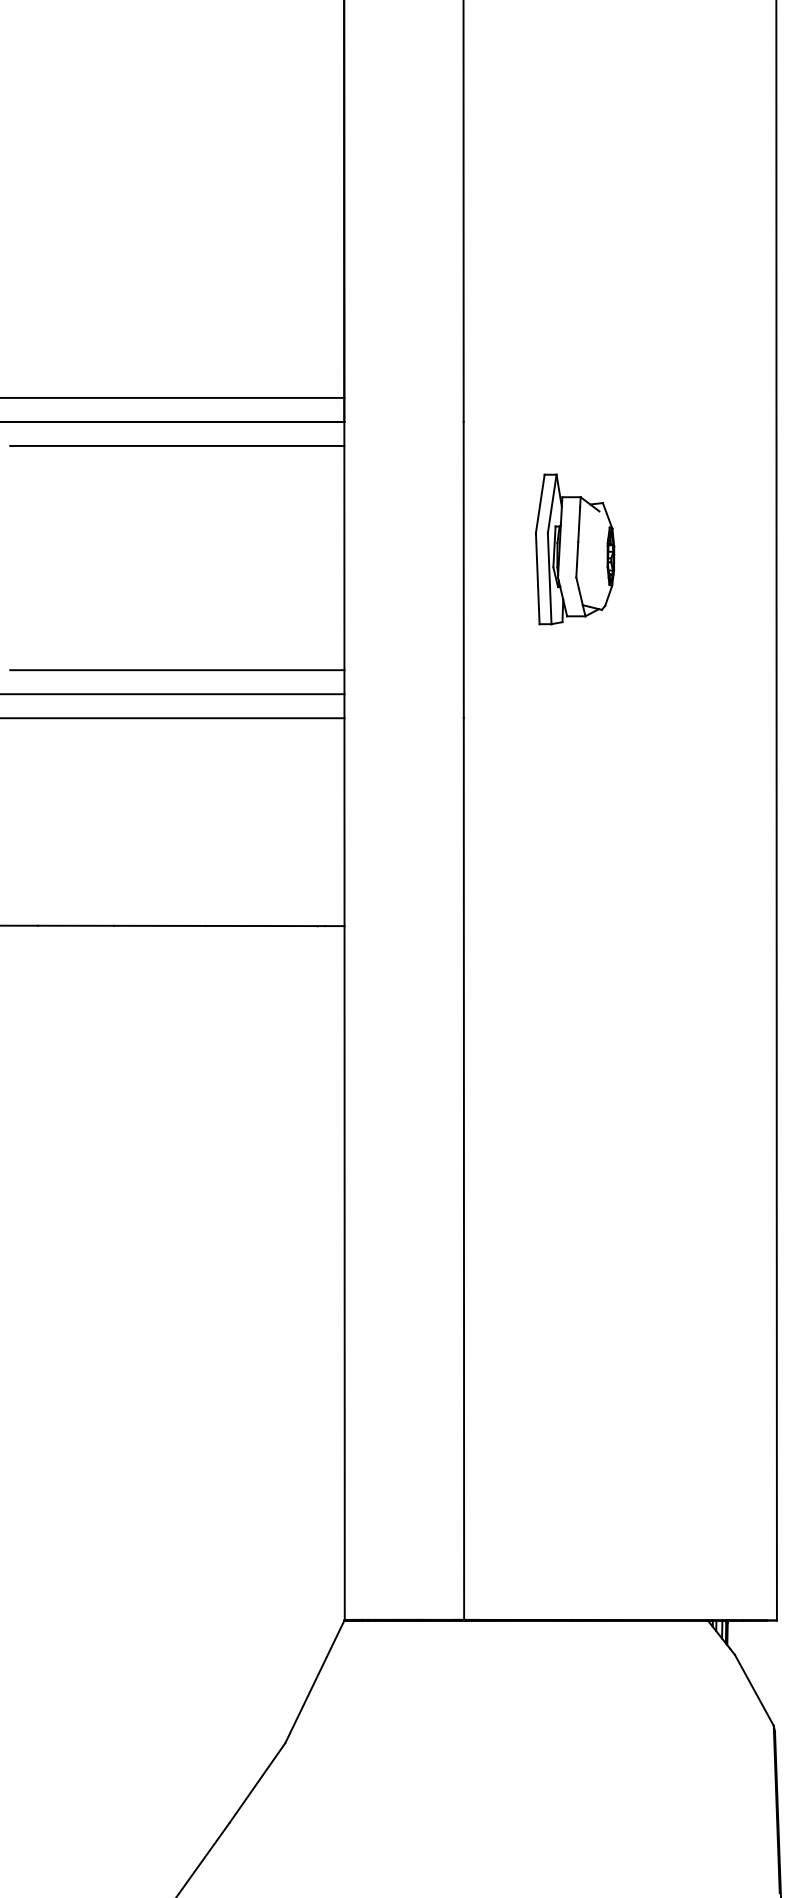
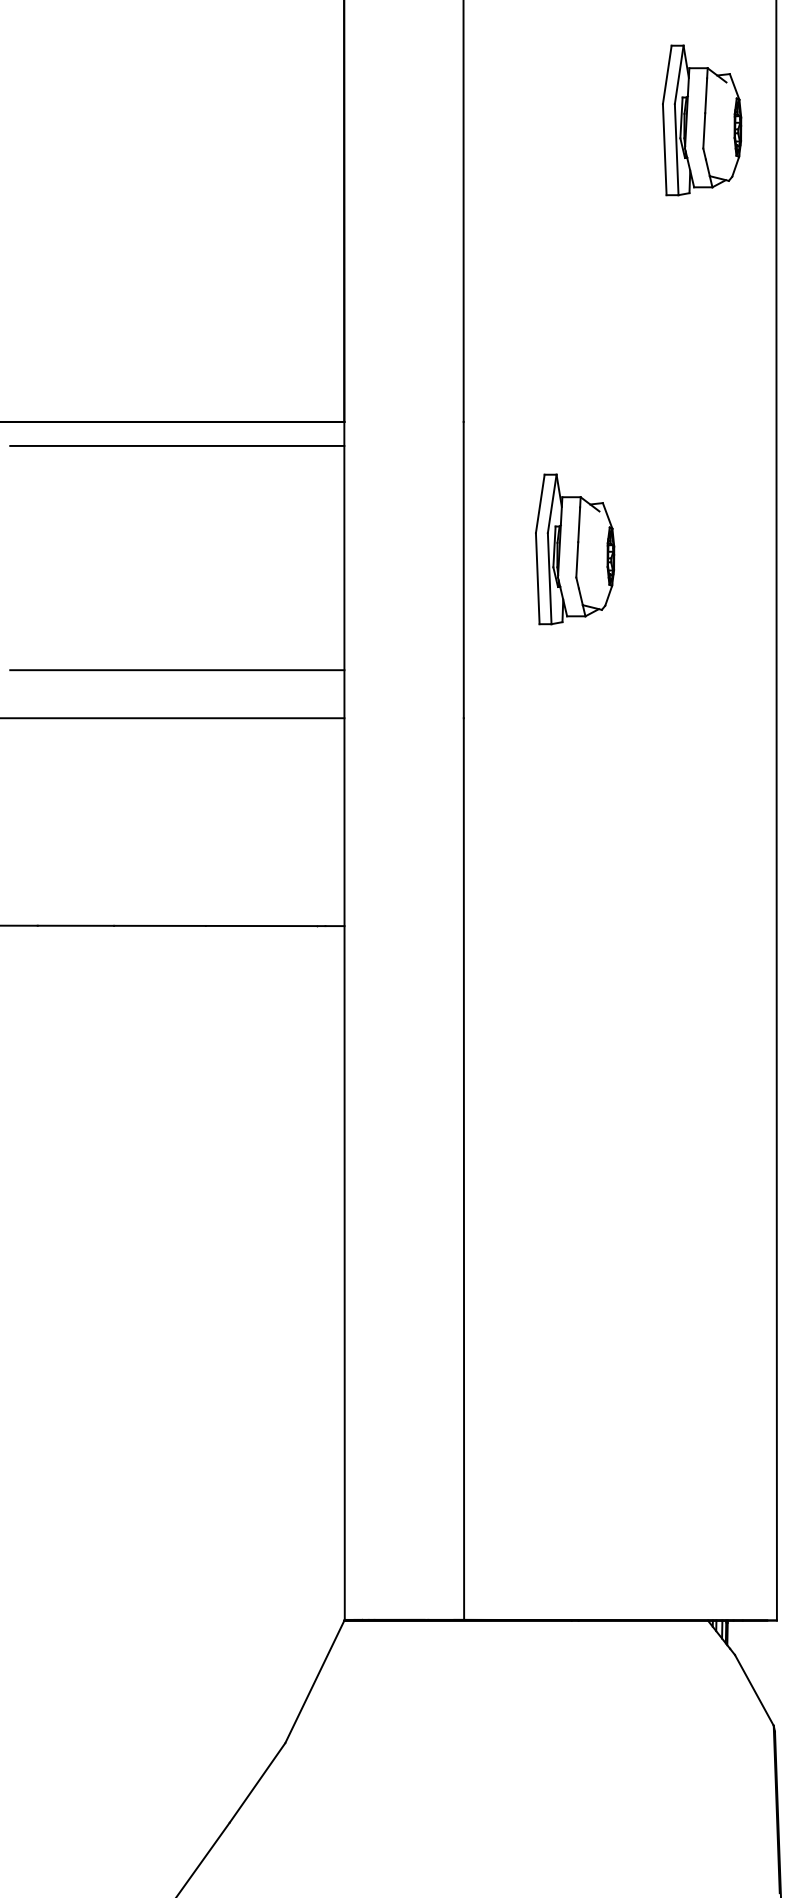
part: none -> present (702, 120)
line: present -> none (173, 397)
line: present -> none (173, 694)
